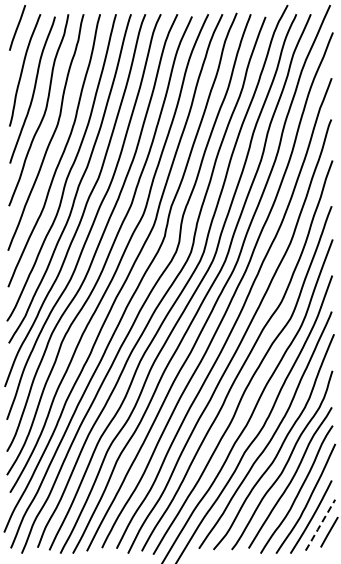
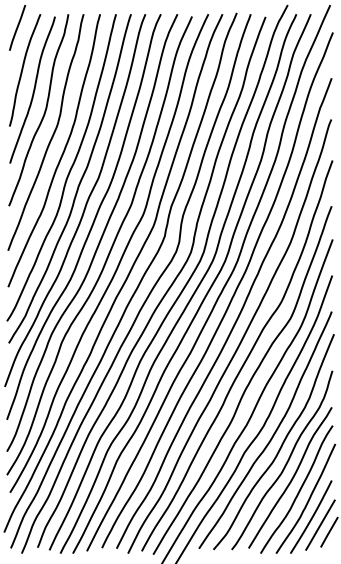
line: dashed -> solid (319, 526)
